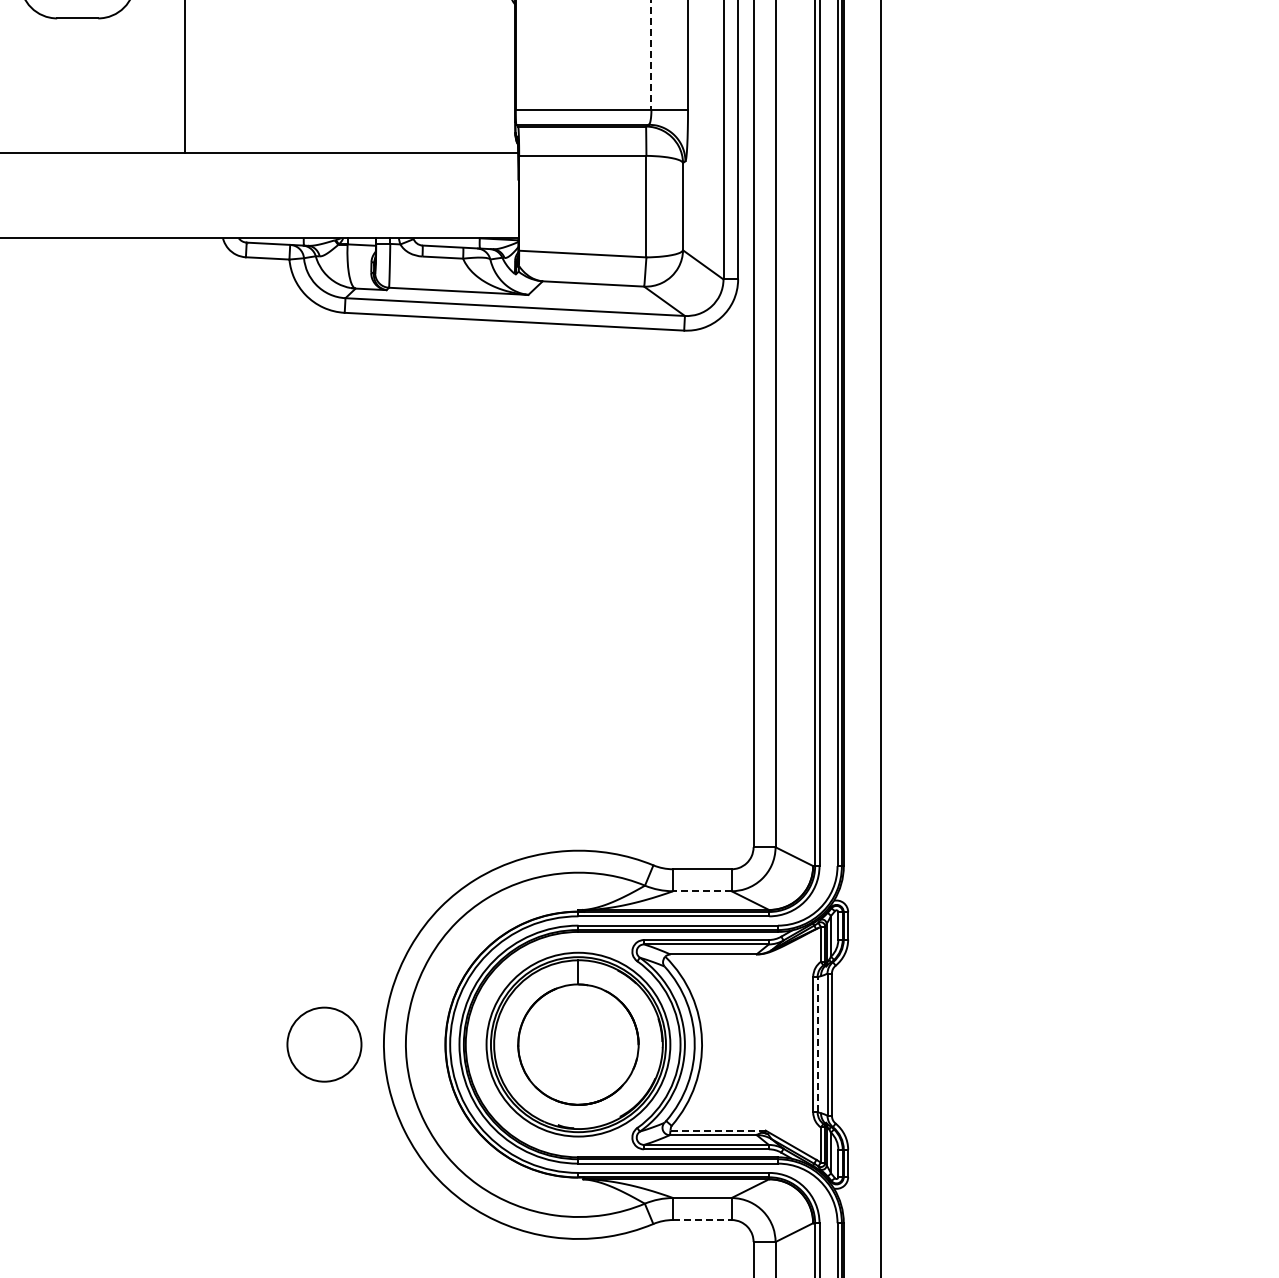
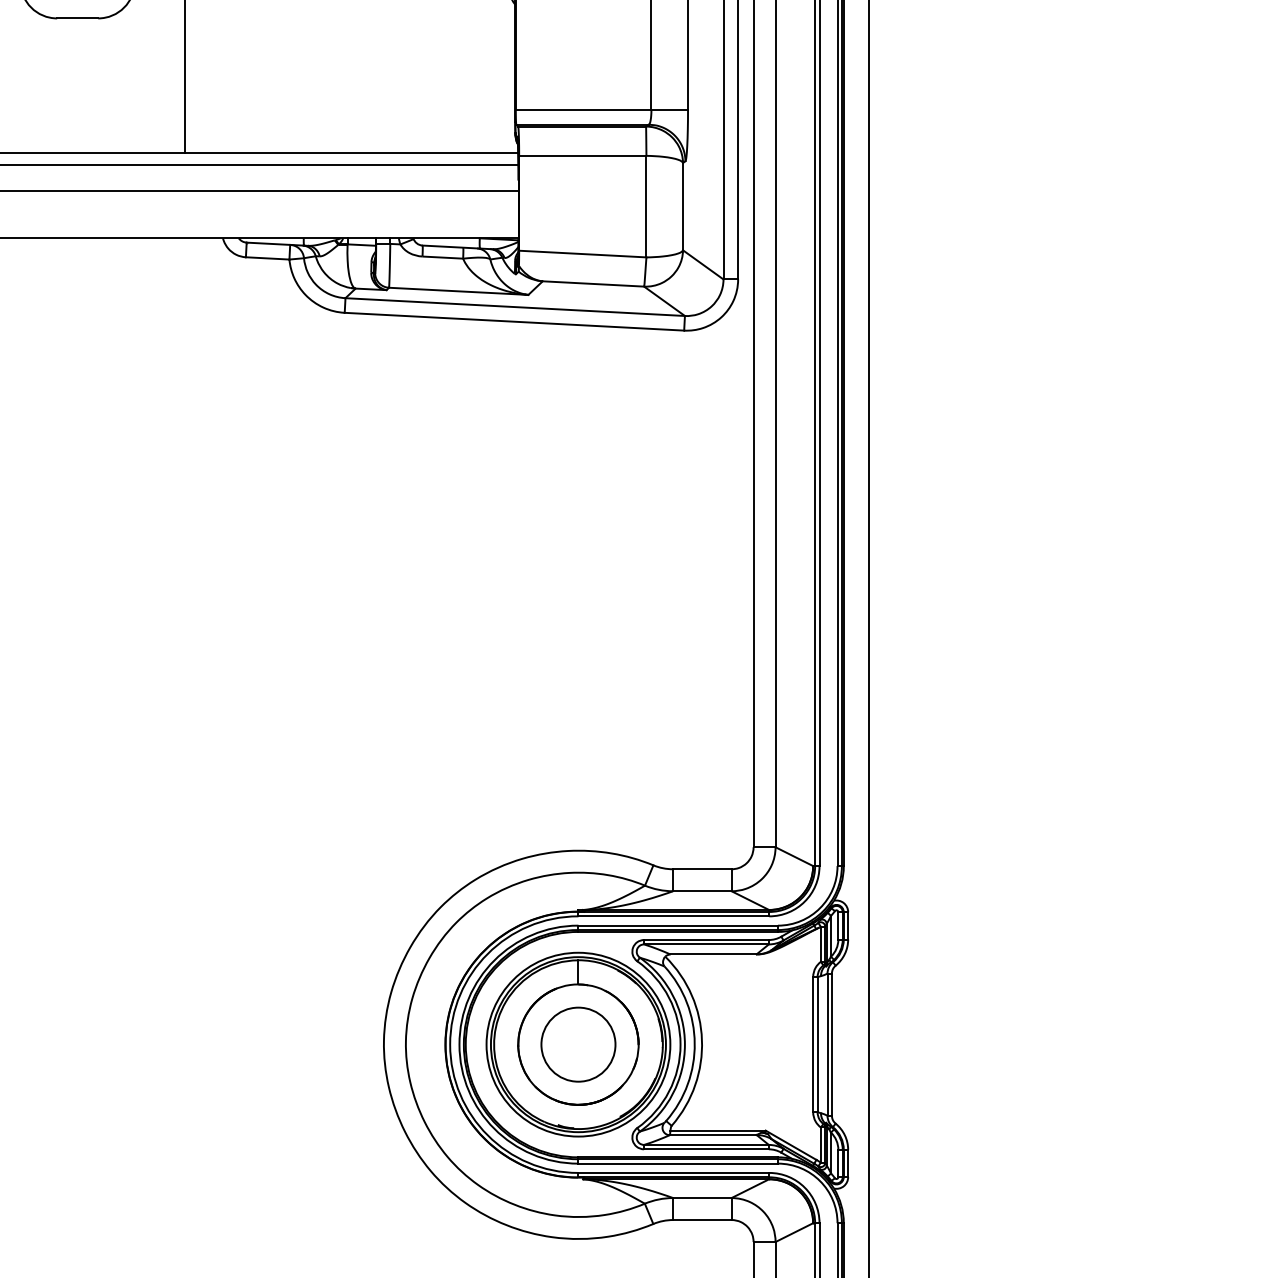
line: dashed -> solid (651, 55)
line: none -> present (260, 165)
line: none -> present (260, 191)
line position: (881, 638) -> (869, 638) (869, 638)
line: dashed -> solid (701, 891)
circle position: (324, 1044) -> (578, 1044) (578, 1044)
line: dashed -> solid (817, 1044)
line: dashed -> solid (718, 1130)
line: dashed -> solid (702, 1220)
